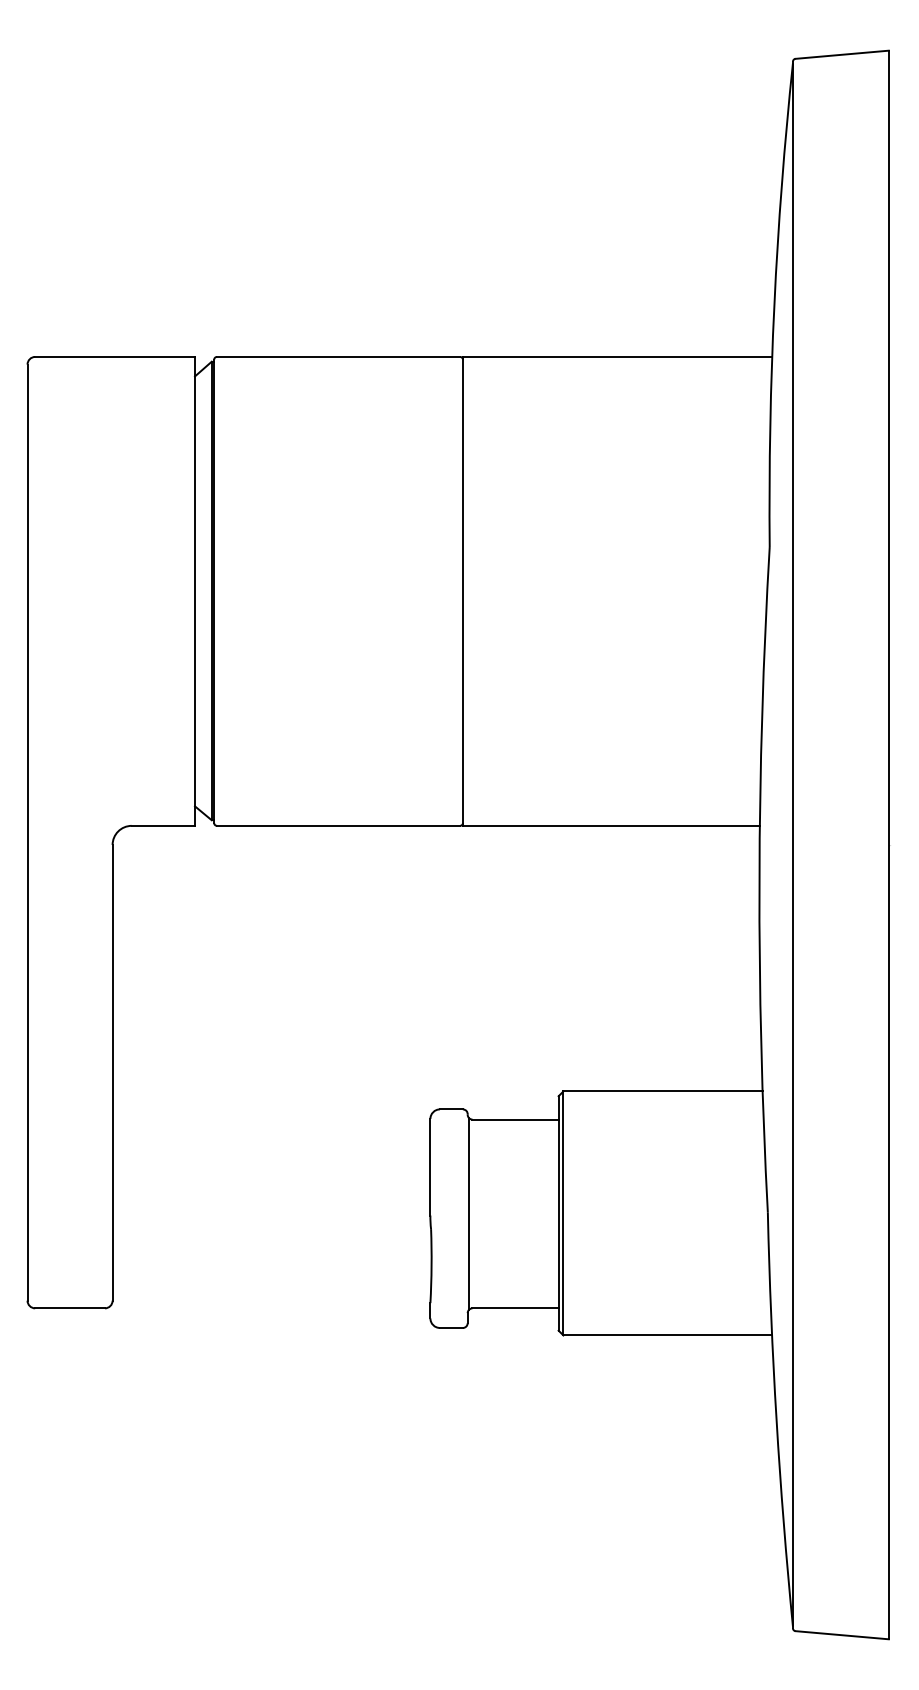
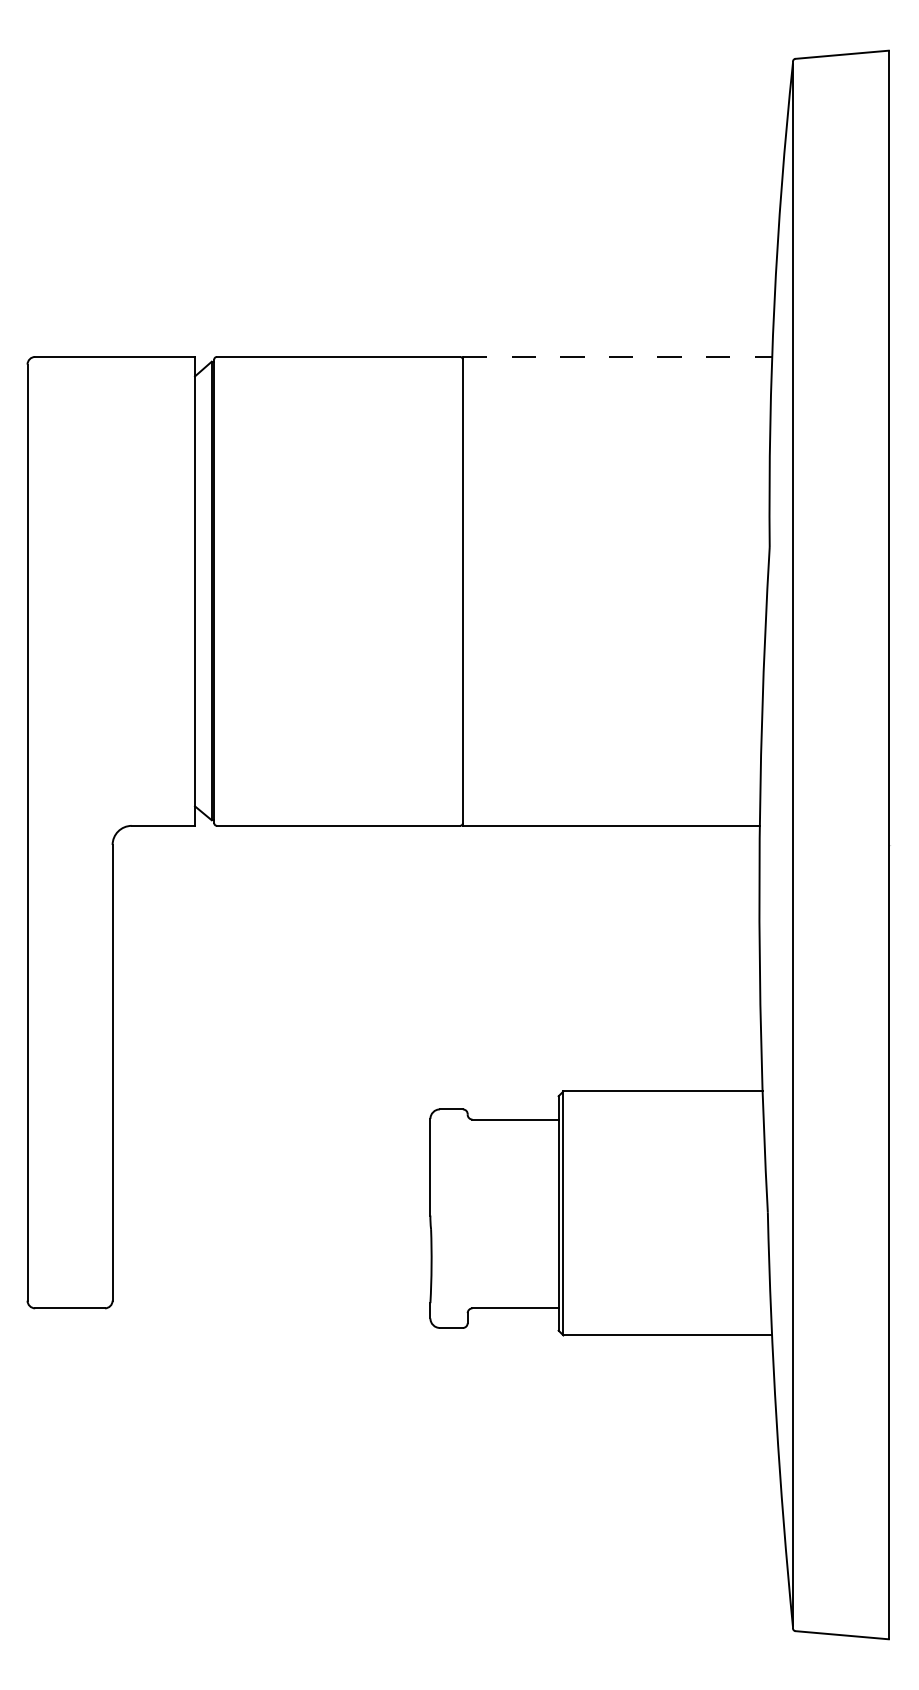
line: solid -> dashed (617, 356)
line: present -> none (469, 1213)
